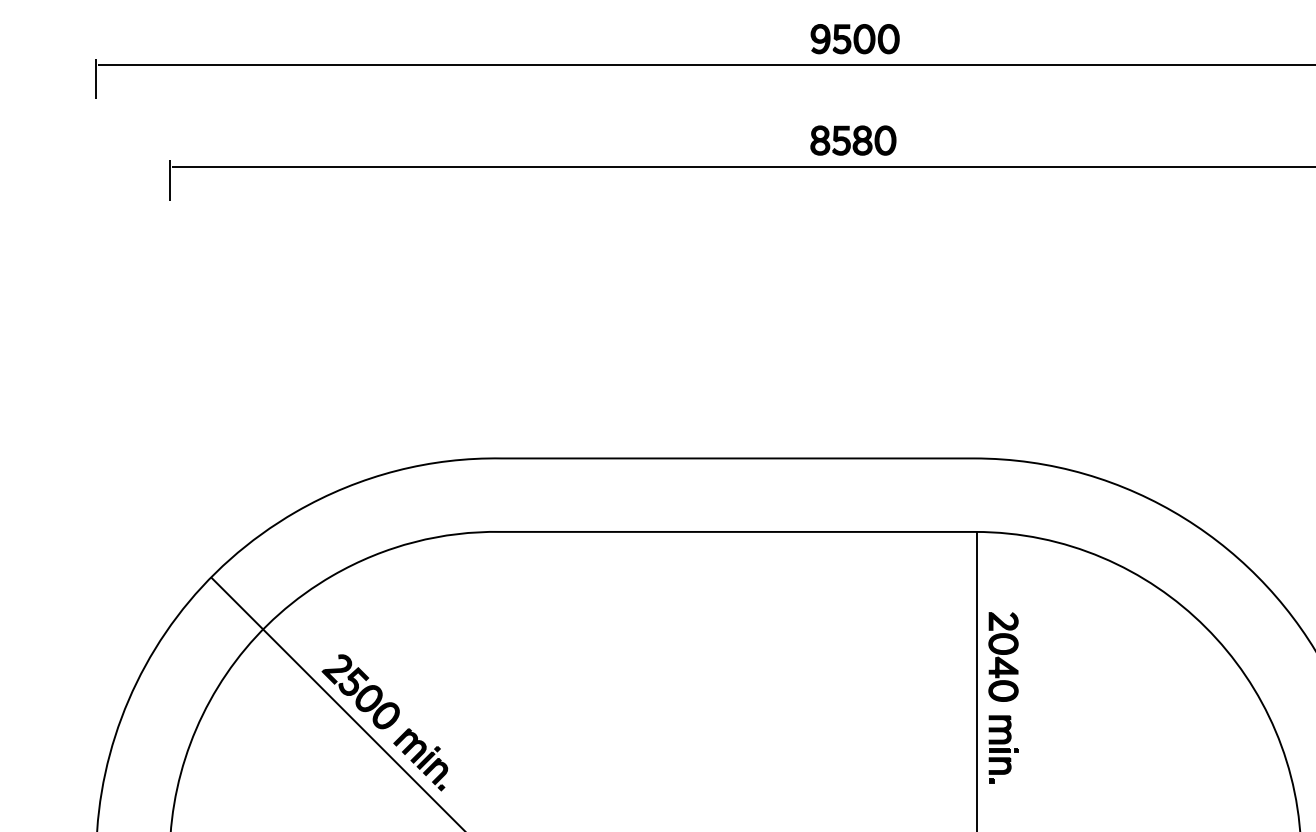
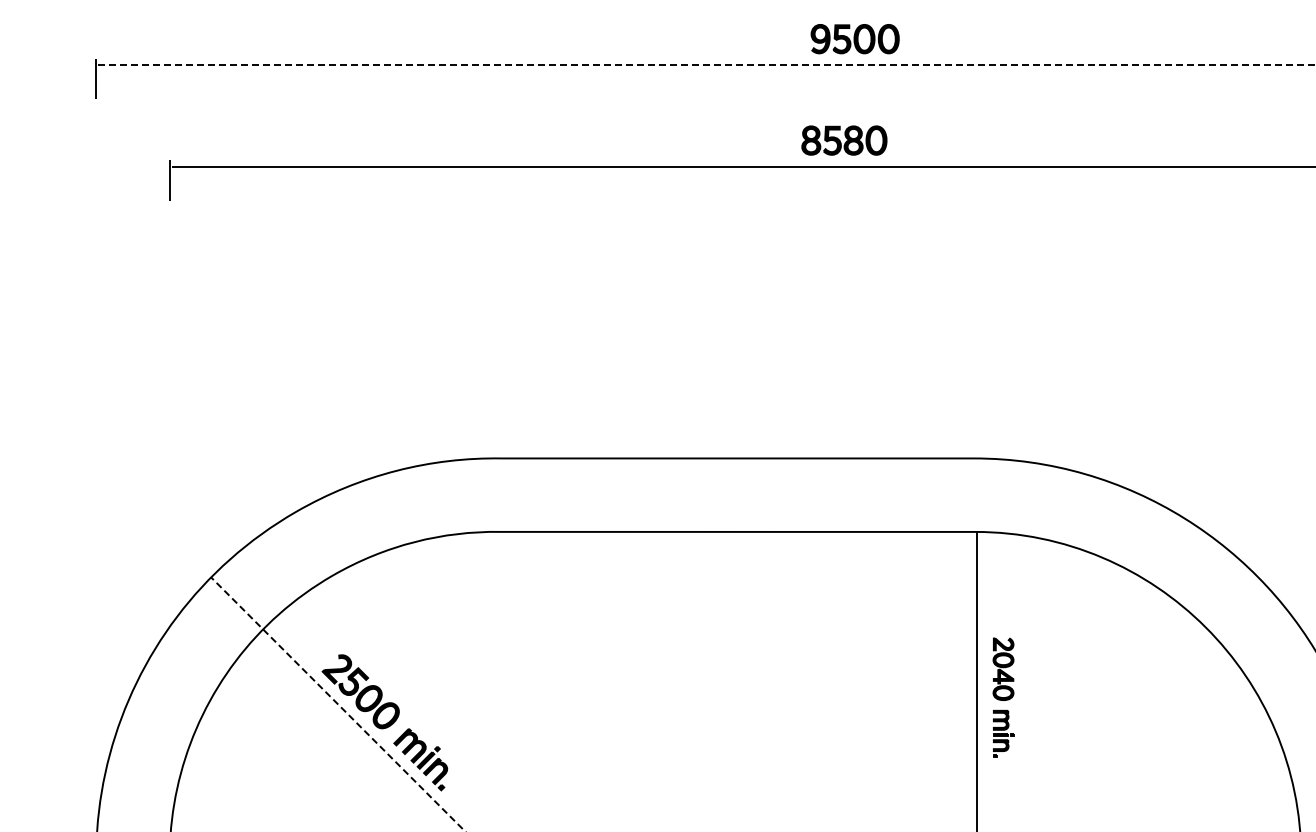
line: solid -> dashed (707, 65)
part position: (853, 140) -> (844, 140) (844, 140)
part size: 31x172 px -> 23x121 px (1003, 697)
line: solid -> dashed (338, 704)
